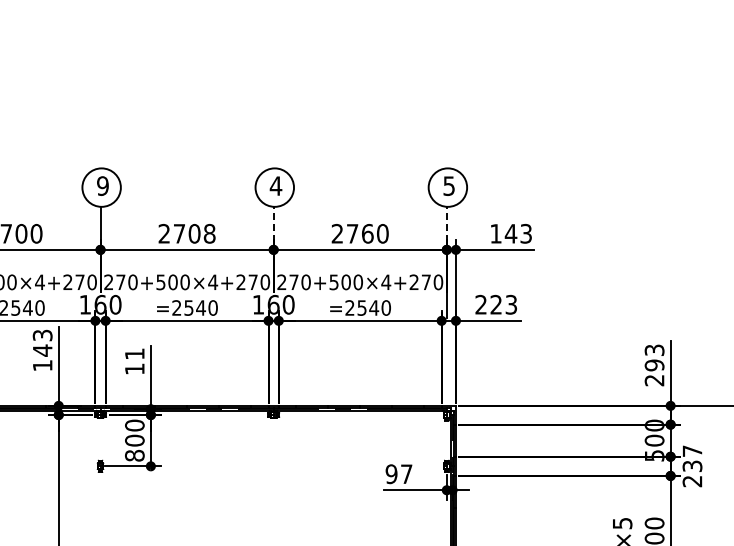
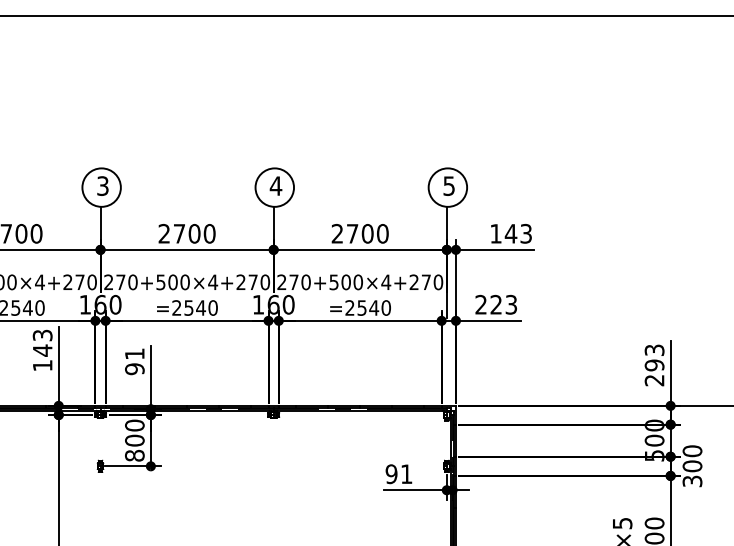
line: none -> present (366, 16)
text: 9 -> 3 (102, 185)
line: dashed -> solid (273, 224)
line: dashed -> solid (446, 224)
text: 2708 -> 2700 (209, 233)
text: 2760 -> 2700 (367, 233)
text: 11 -> 91 (134, 369)
text: 237 -> 300 (692, 466)
text: 97 -> 91 (406, 473)
